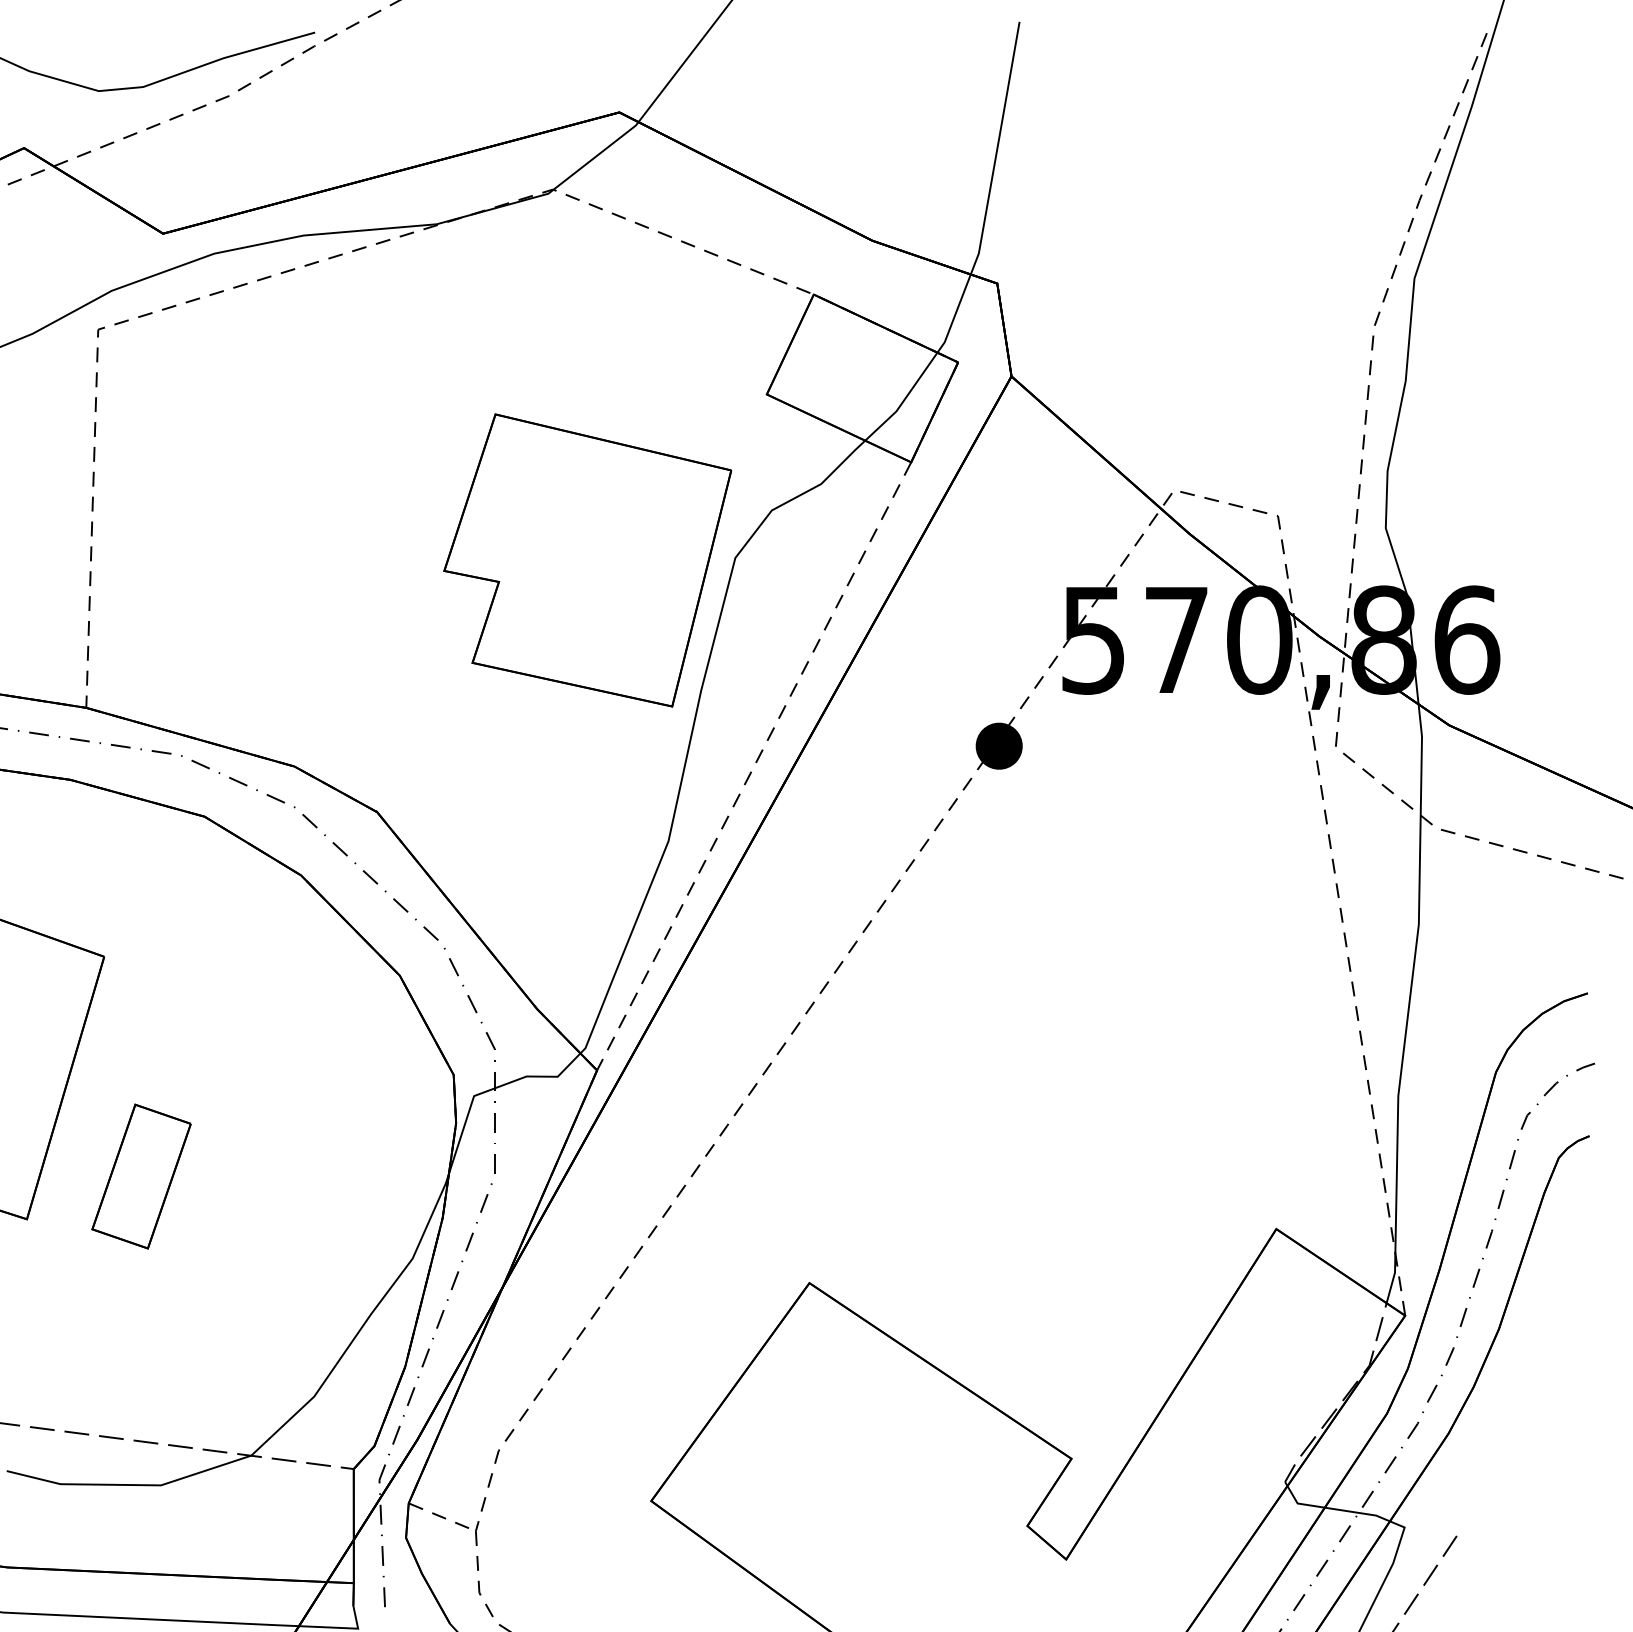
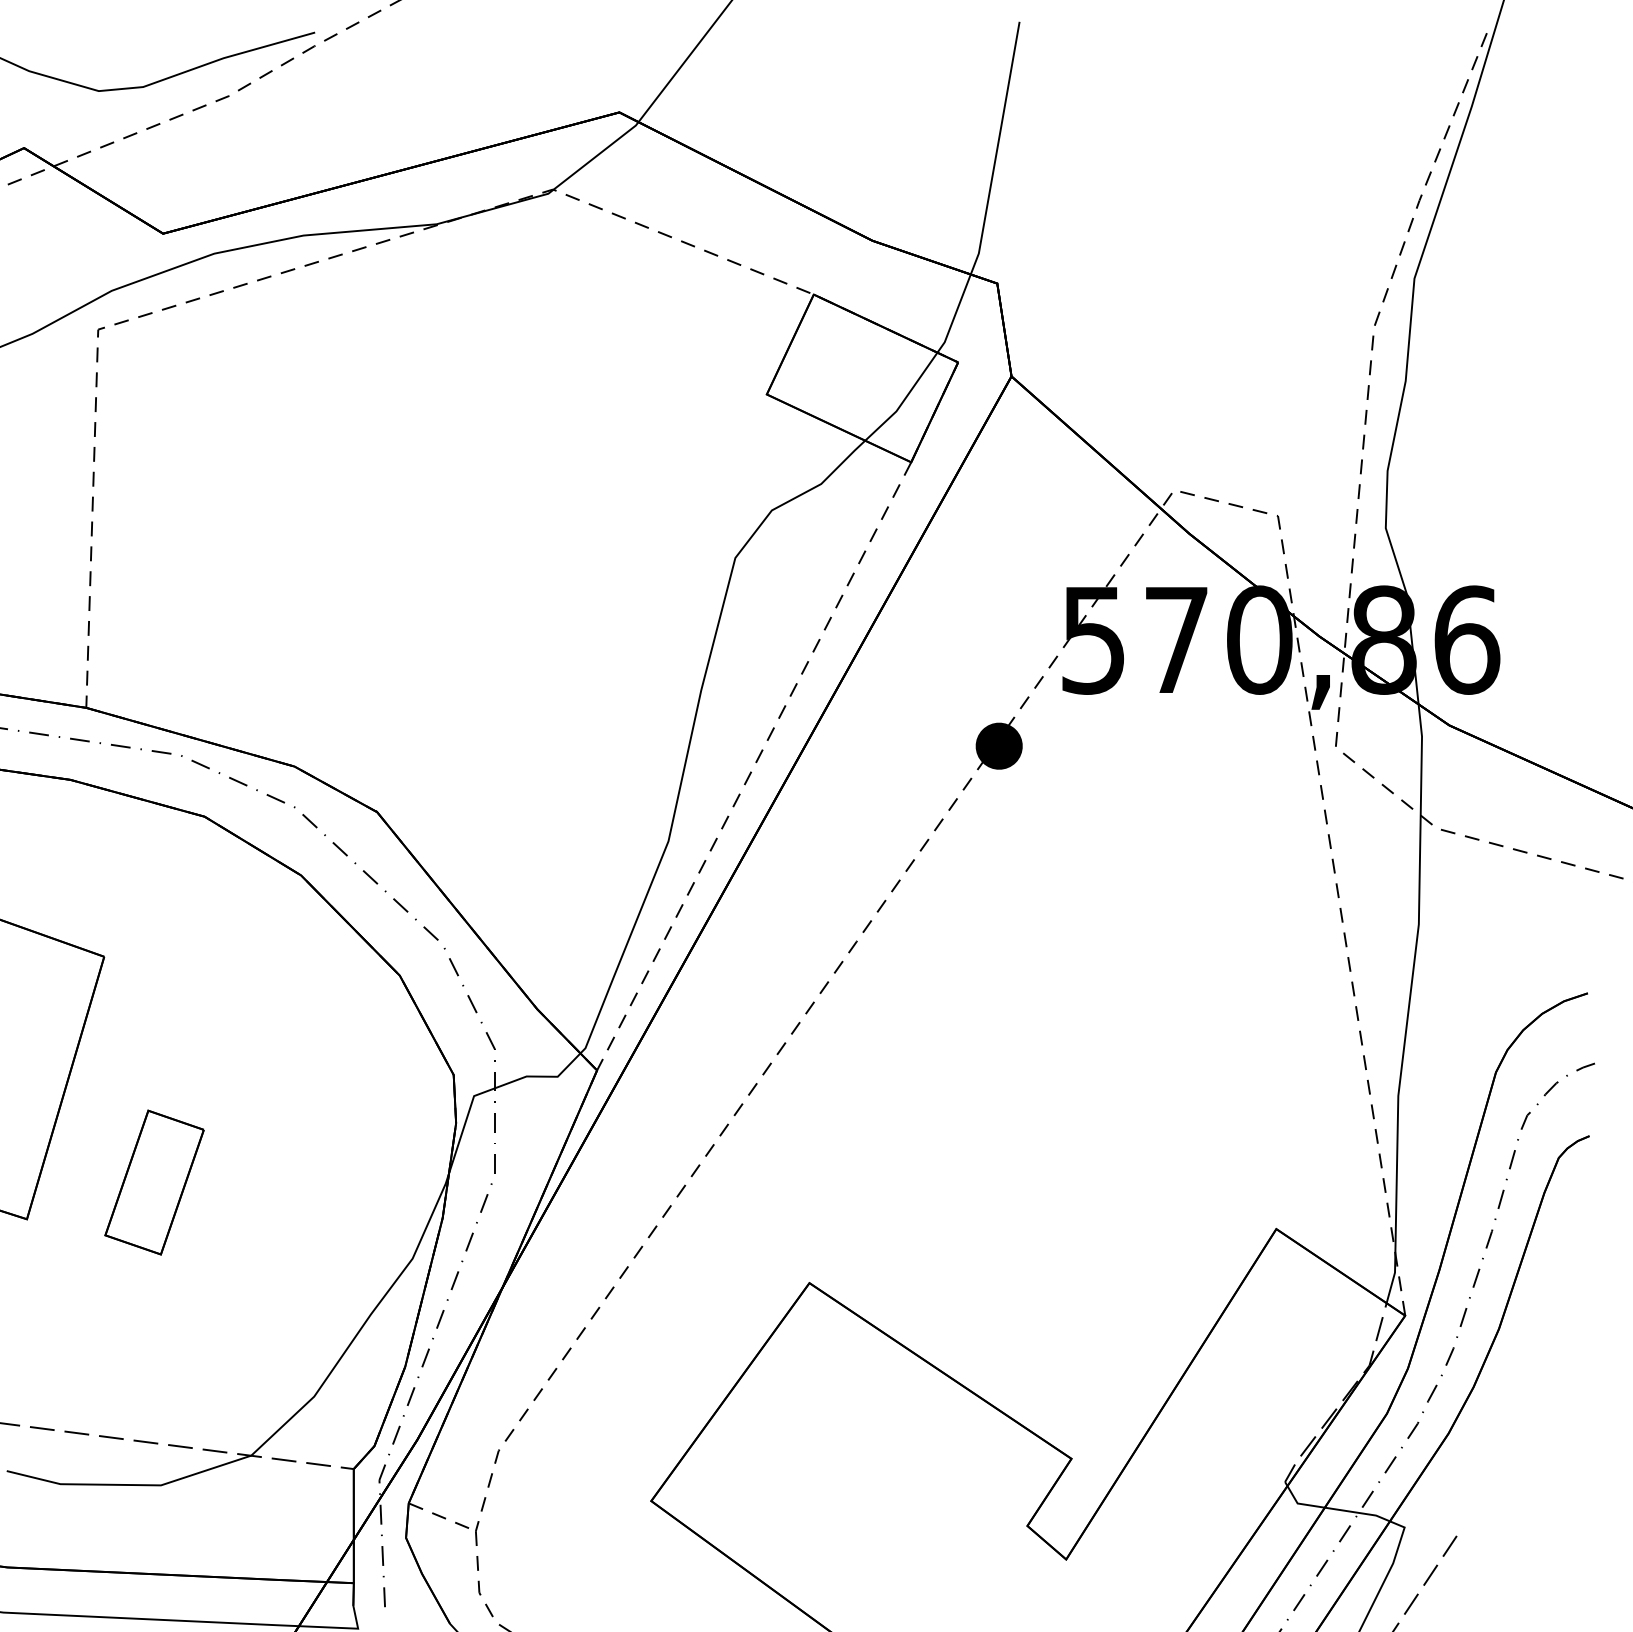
part: present -> none (587, 560)
part position: (141, 1176) -> (154, 1182) (154, 1182)
